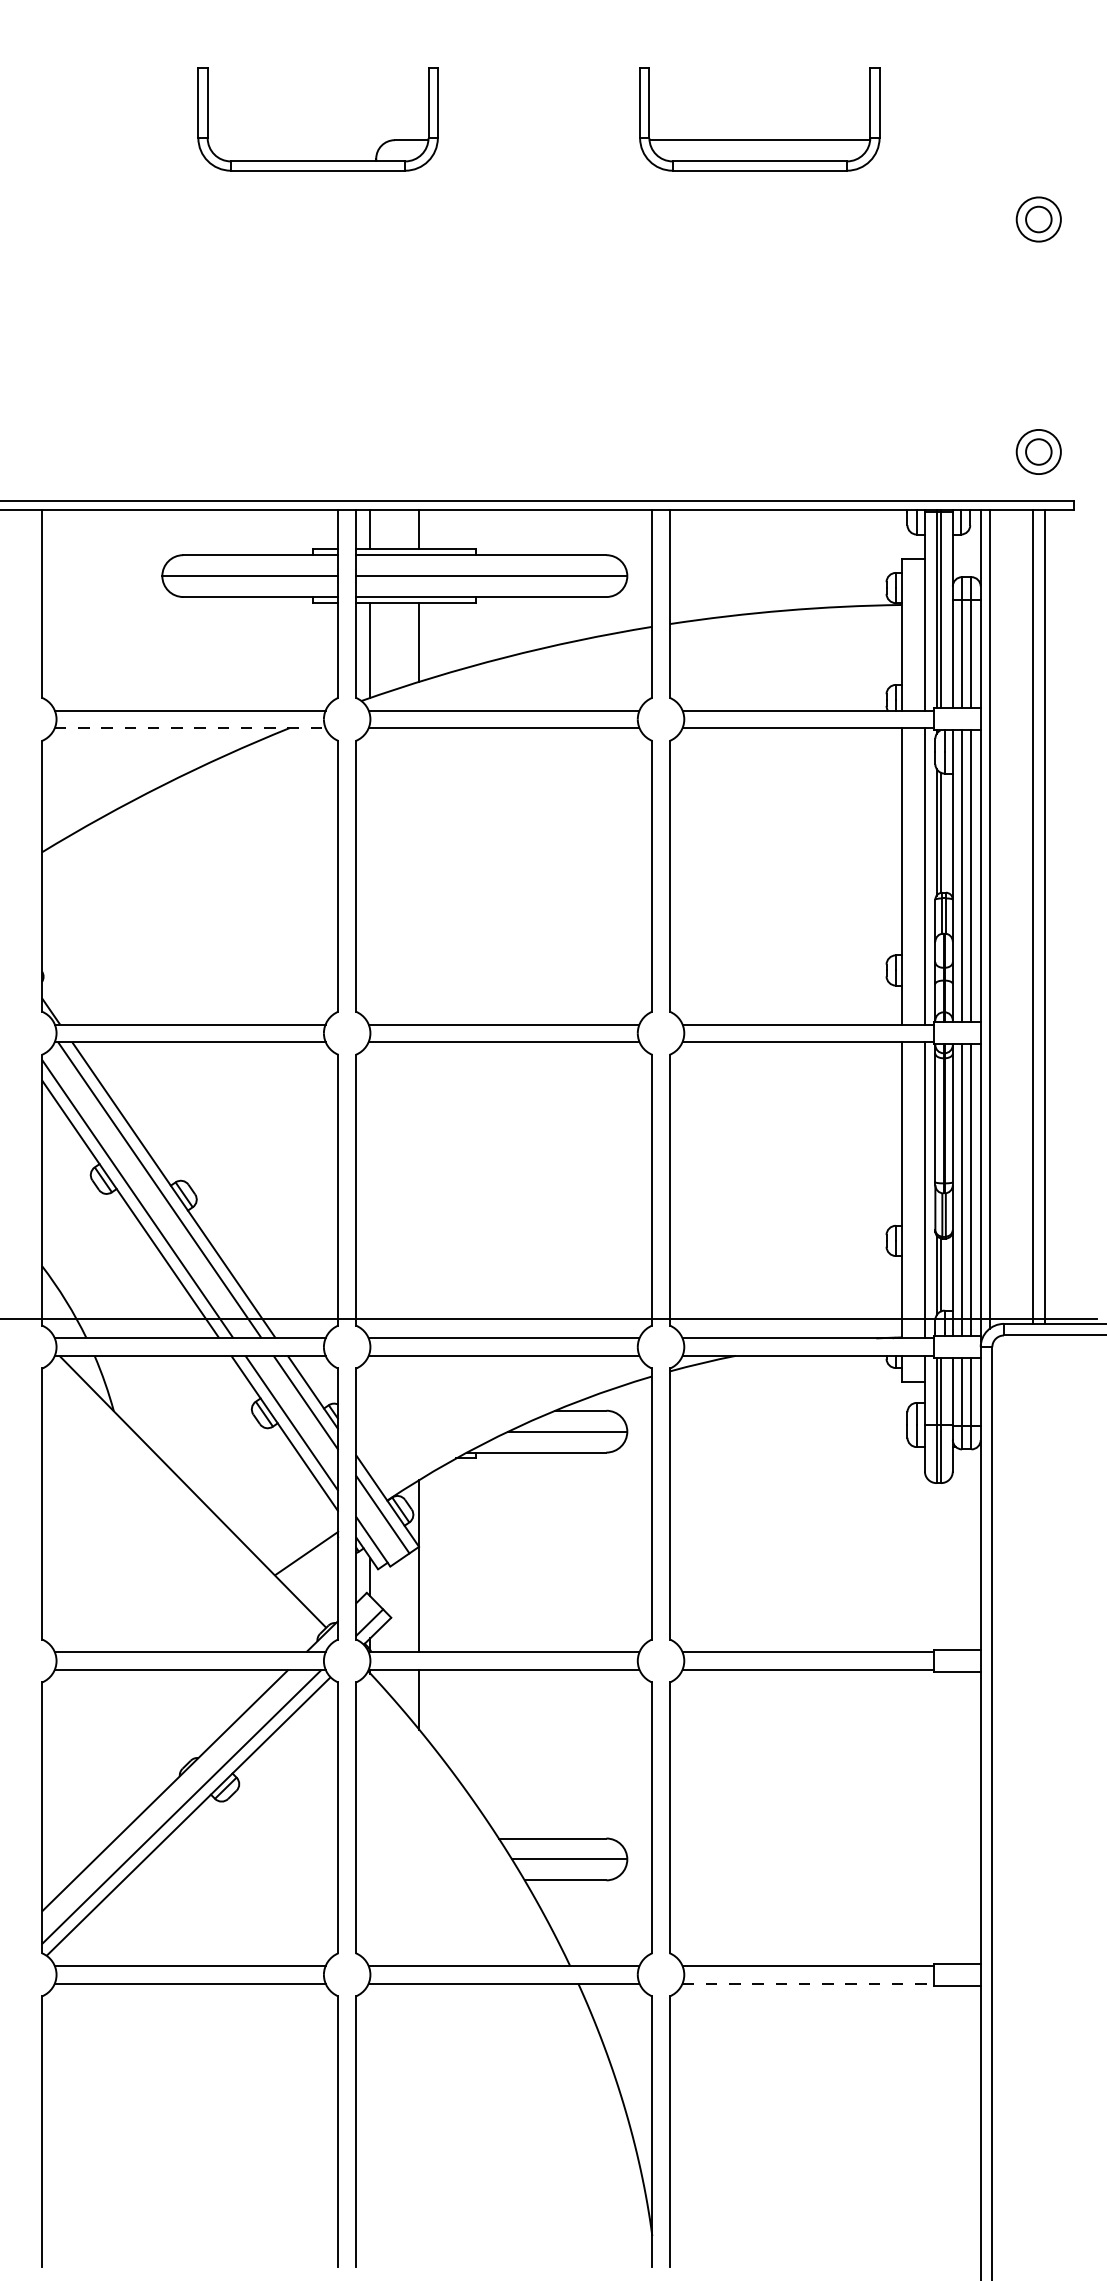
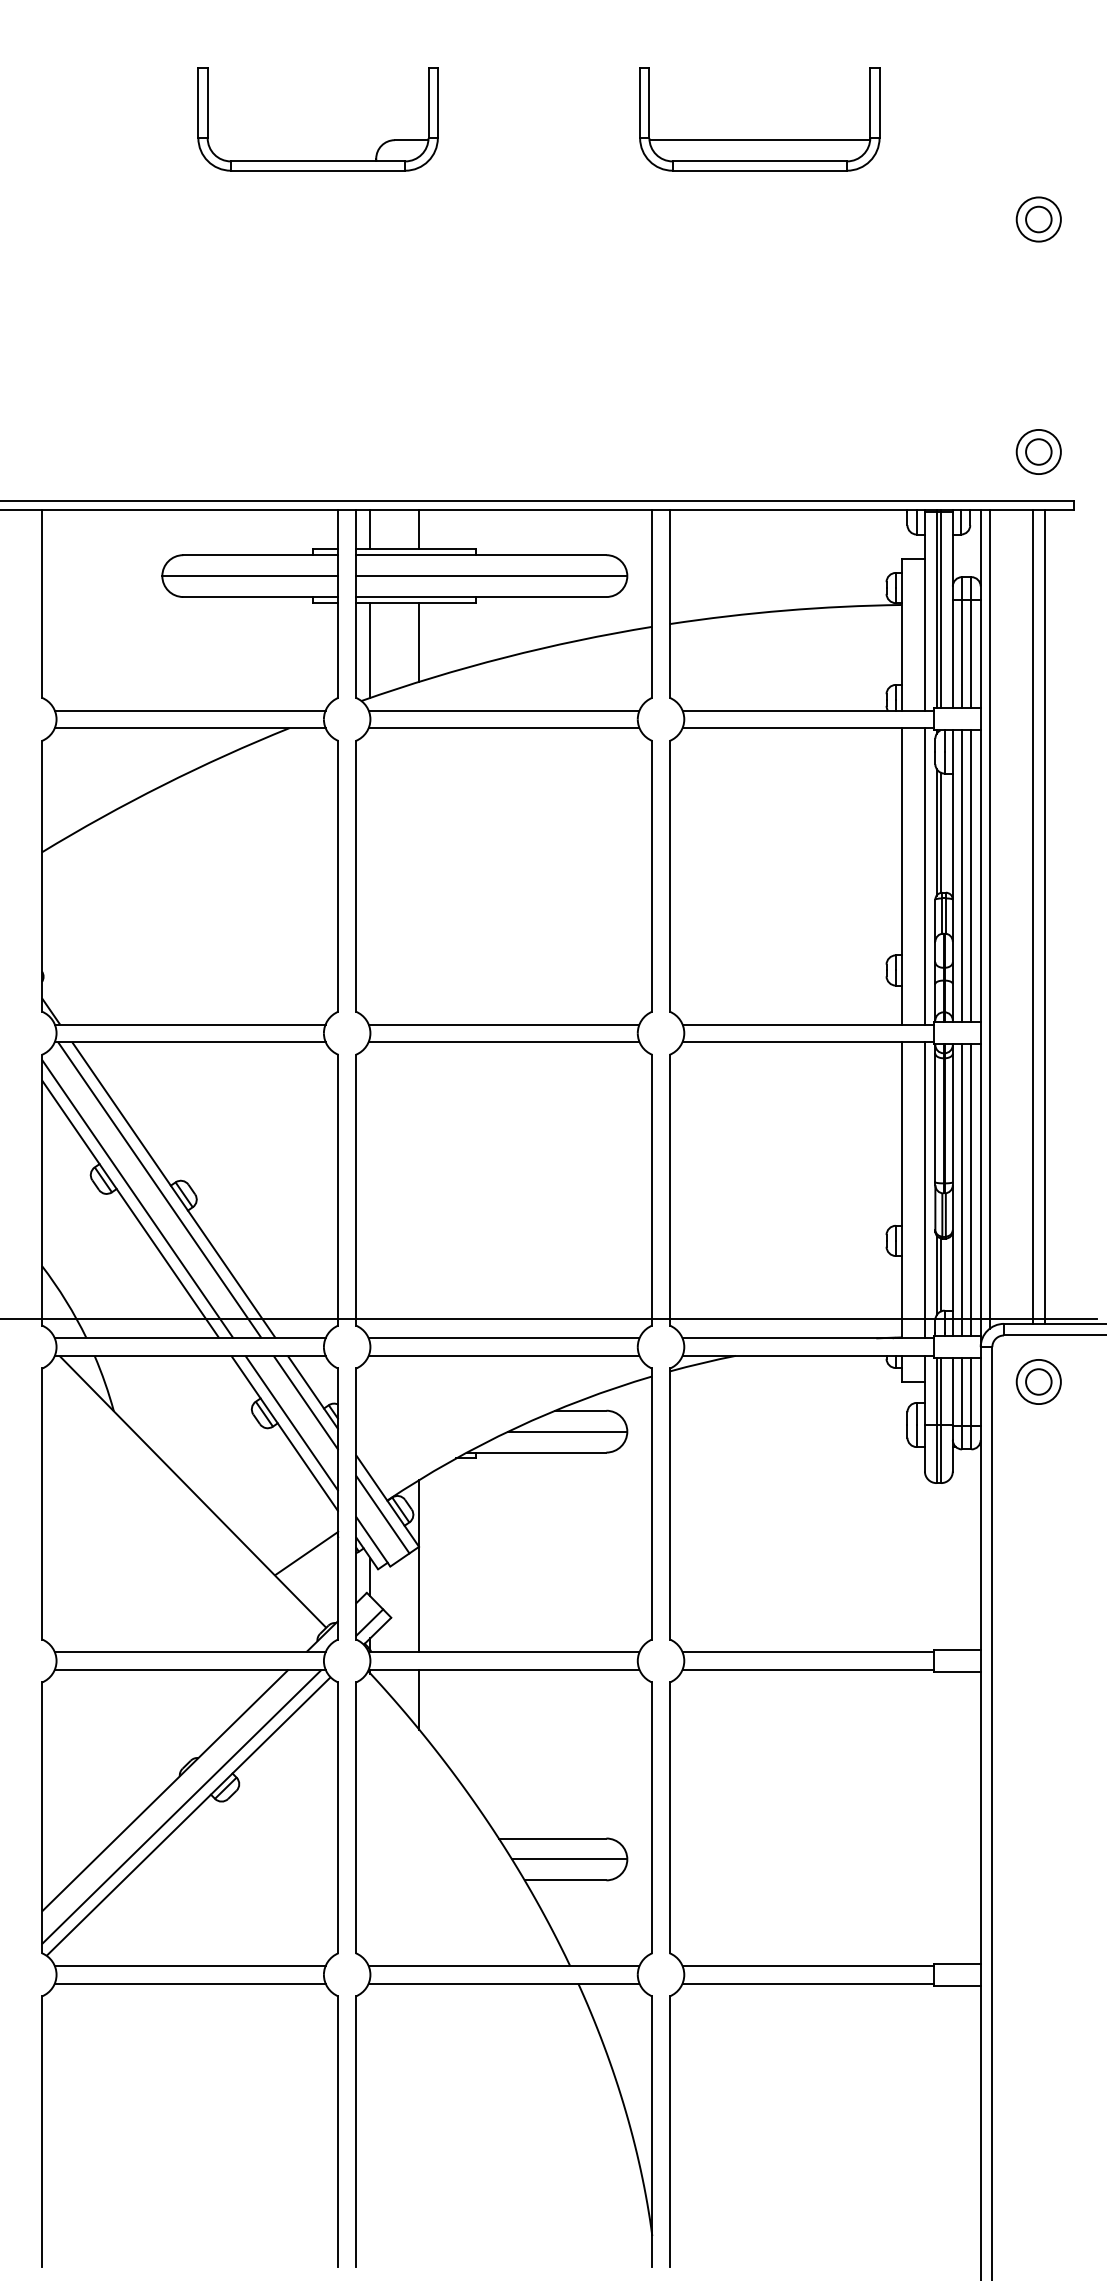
line: dashed -> solid (190, 728)
part: none -> present (1038, 1381)
line: dashed -> solid (808, 1983)
